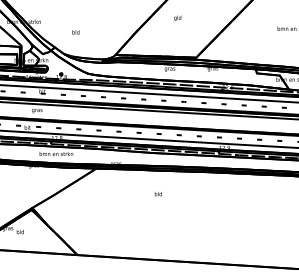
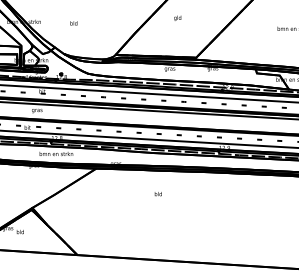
text position: (75, 32) -> (73, 23) (73, 23)
